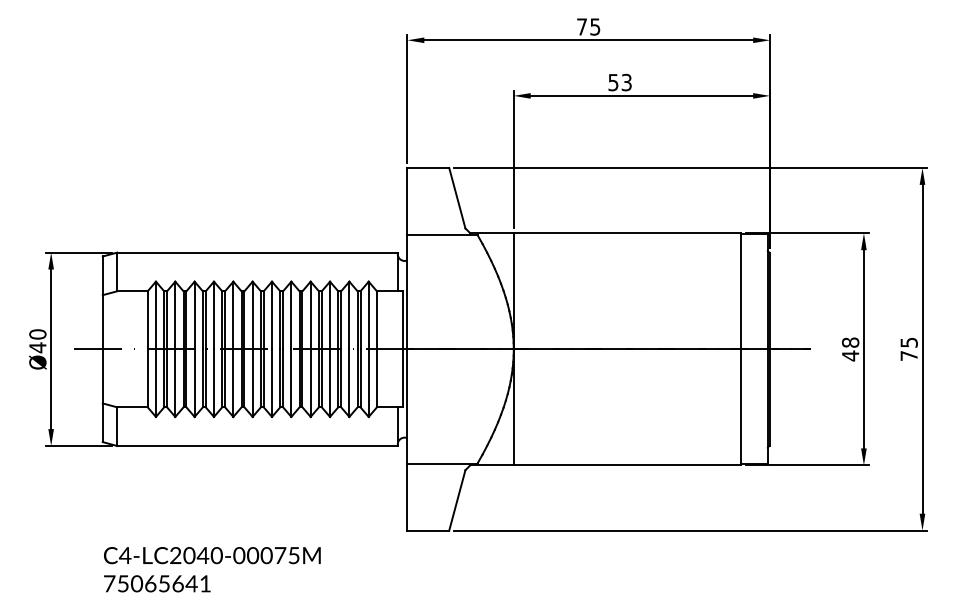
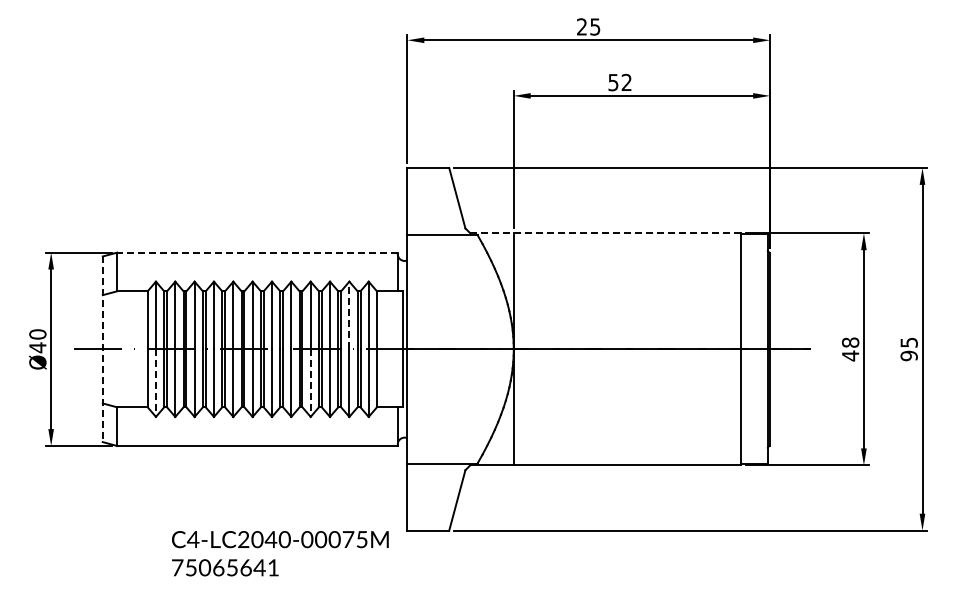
text: 75 -> 25 (581, 26)
text: 53 -> 52 (626, 82)
line: solid -> dashed (605, 233)
line: solid -> dashed (257, 252)
line: solid -> dashed (349, 315)
line: solid -> dashed (102, 349)
text: 75 -> 95 (908, 355)
line: solid -> dashed (155, 383)
line: solid -> dashed (310, 383)
text position: (212, 569) -> (280, 553) (280, 553)
